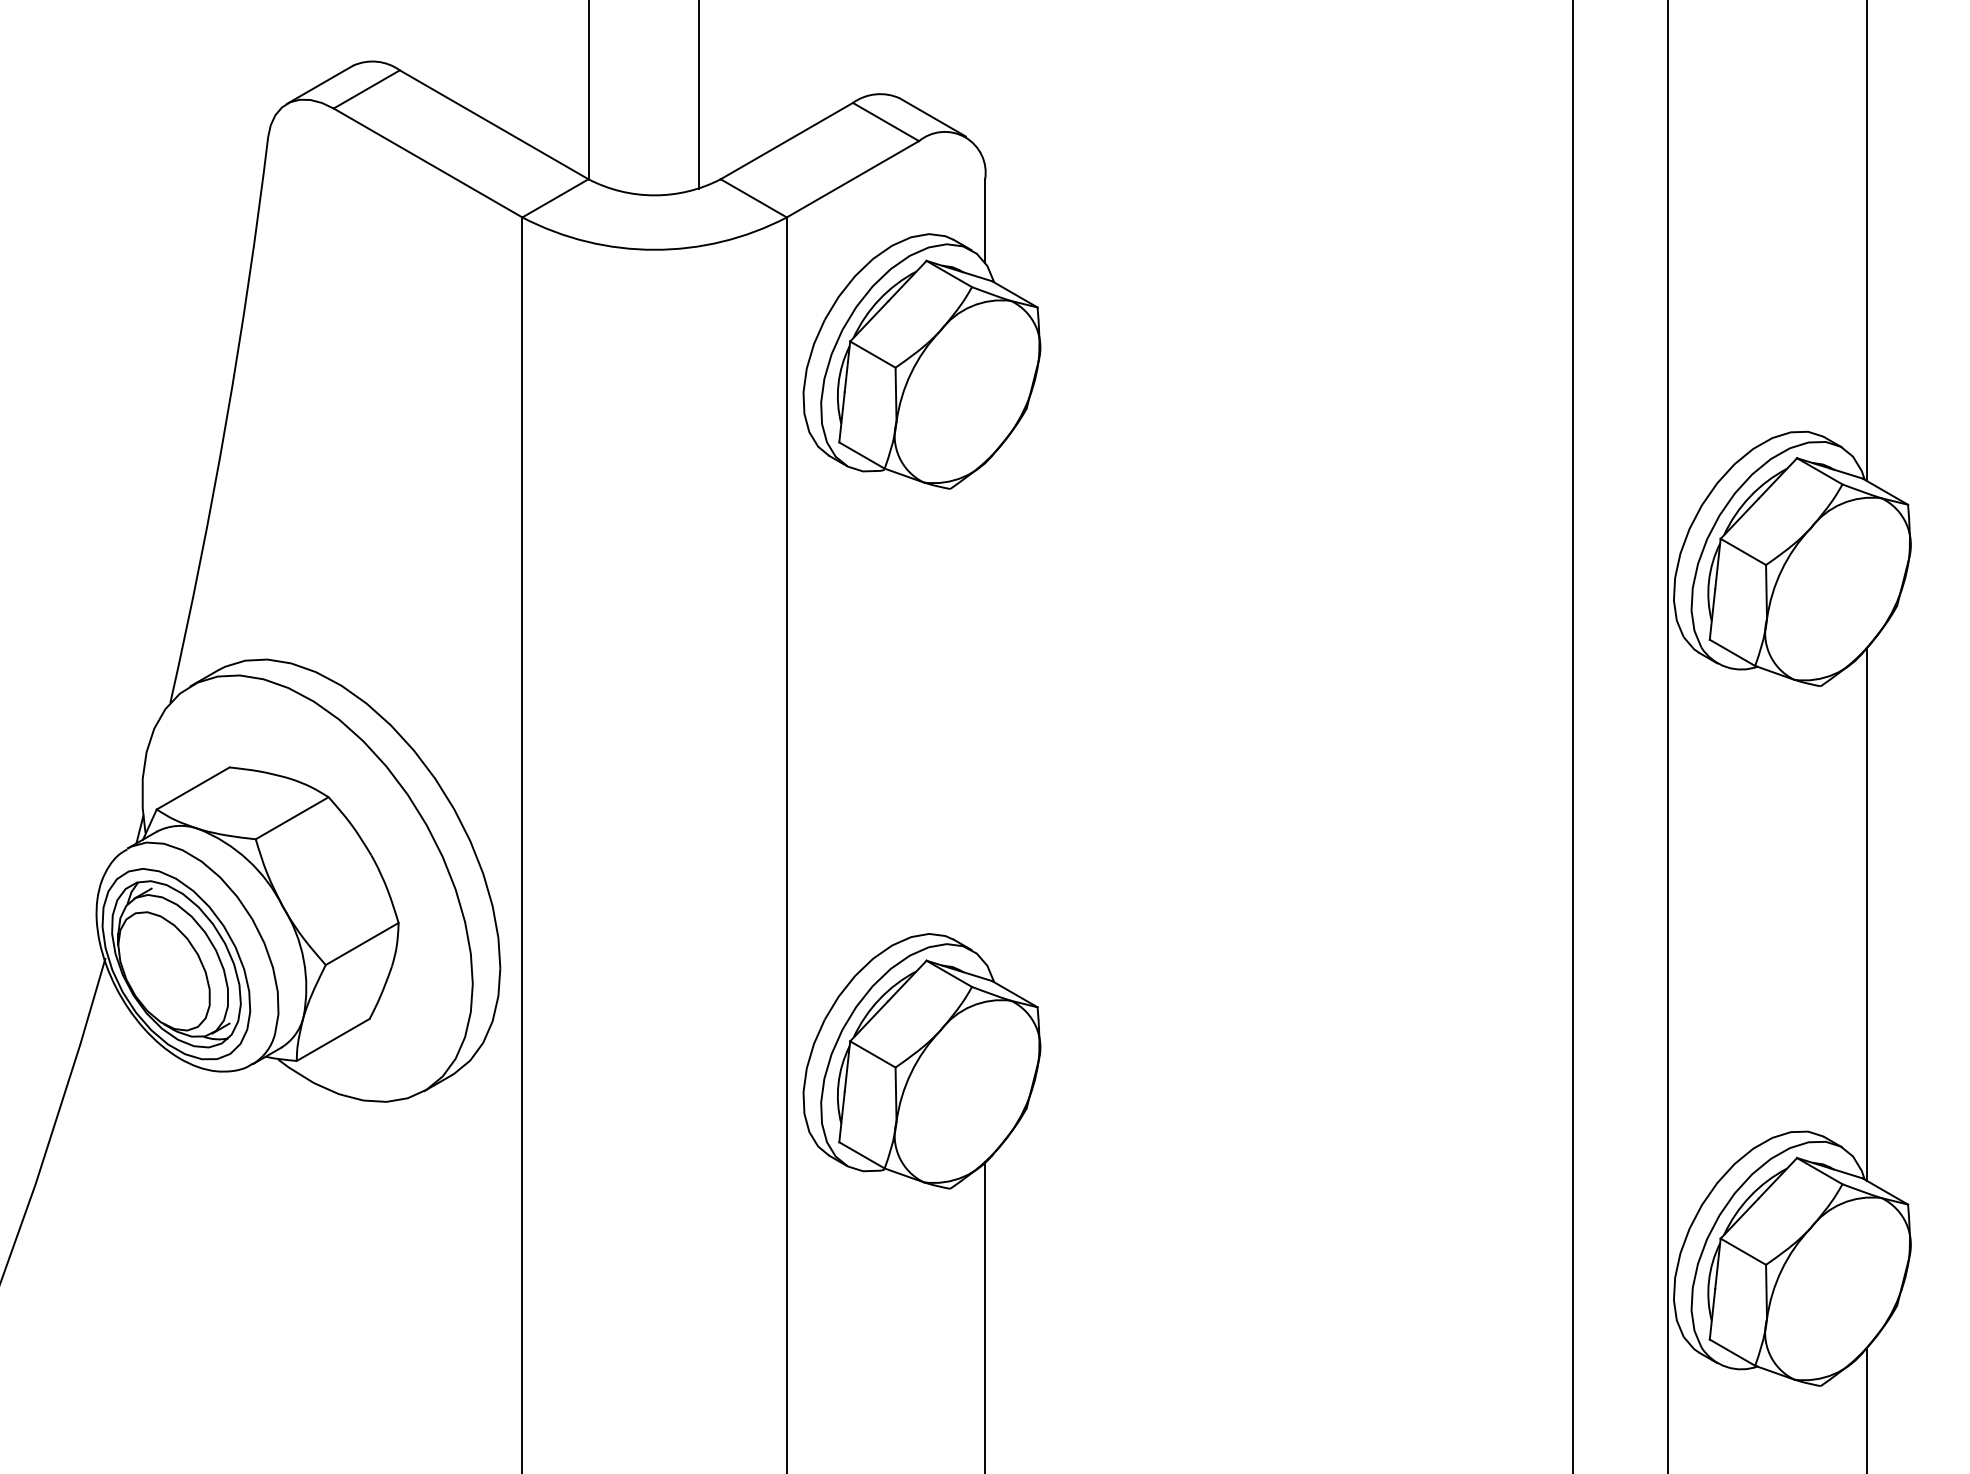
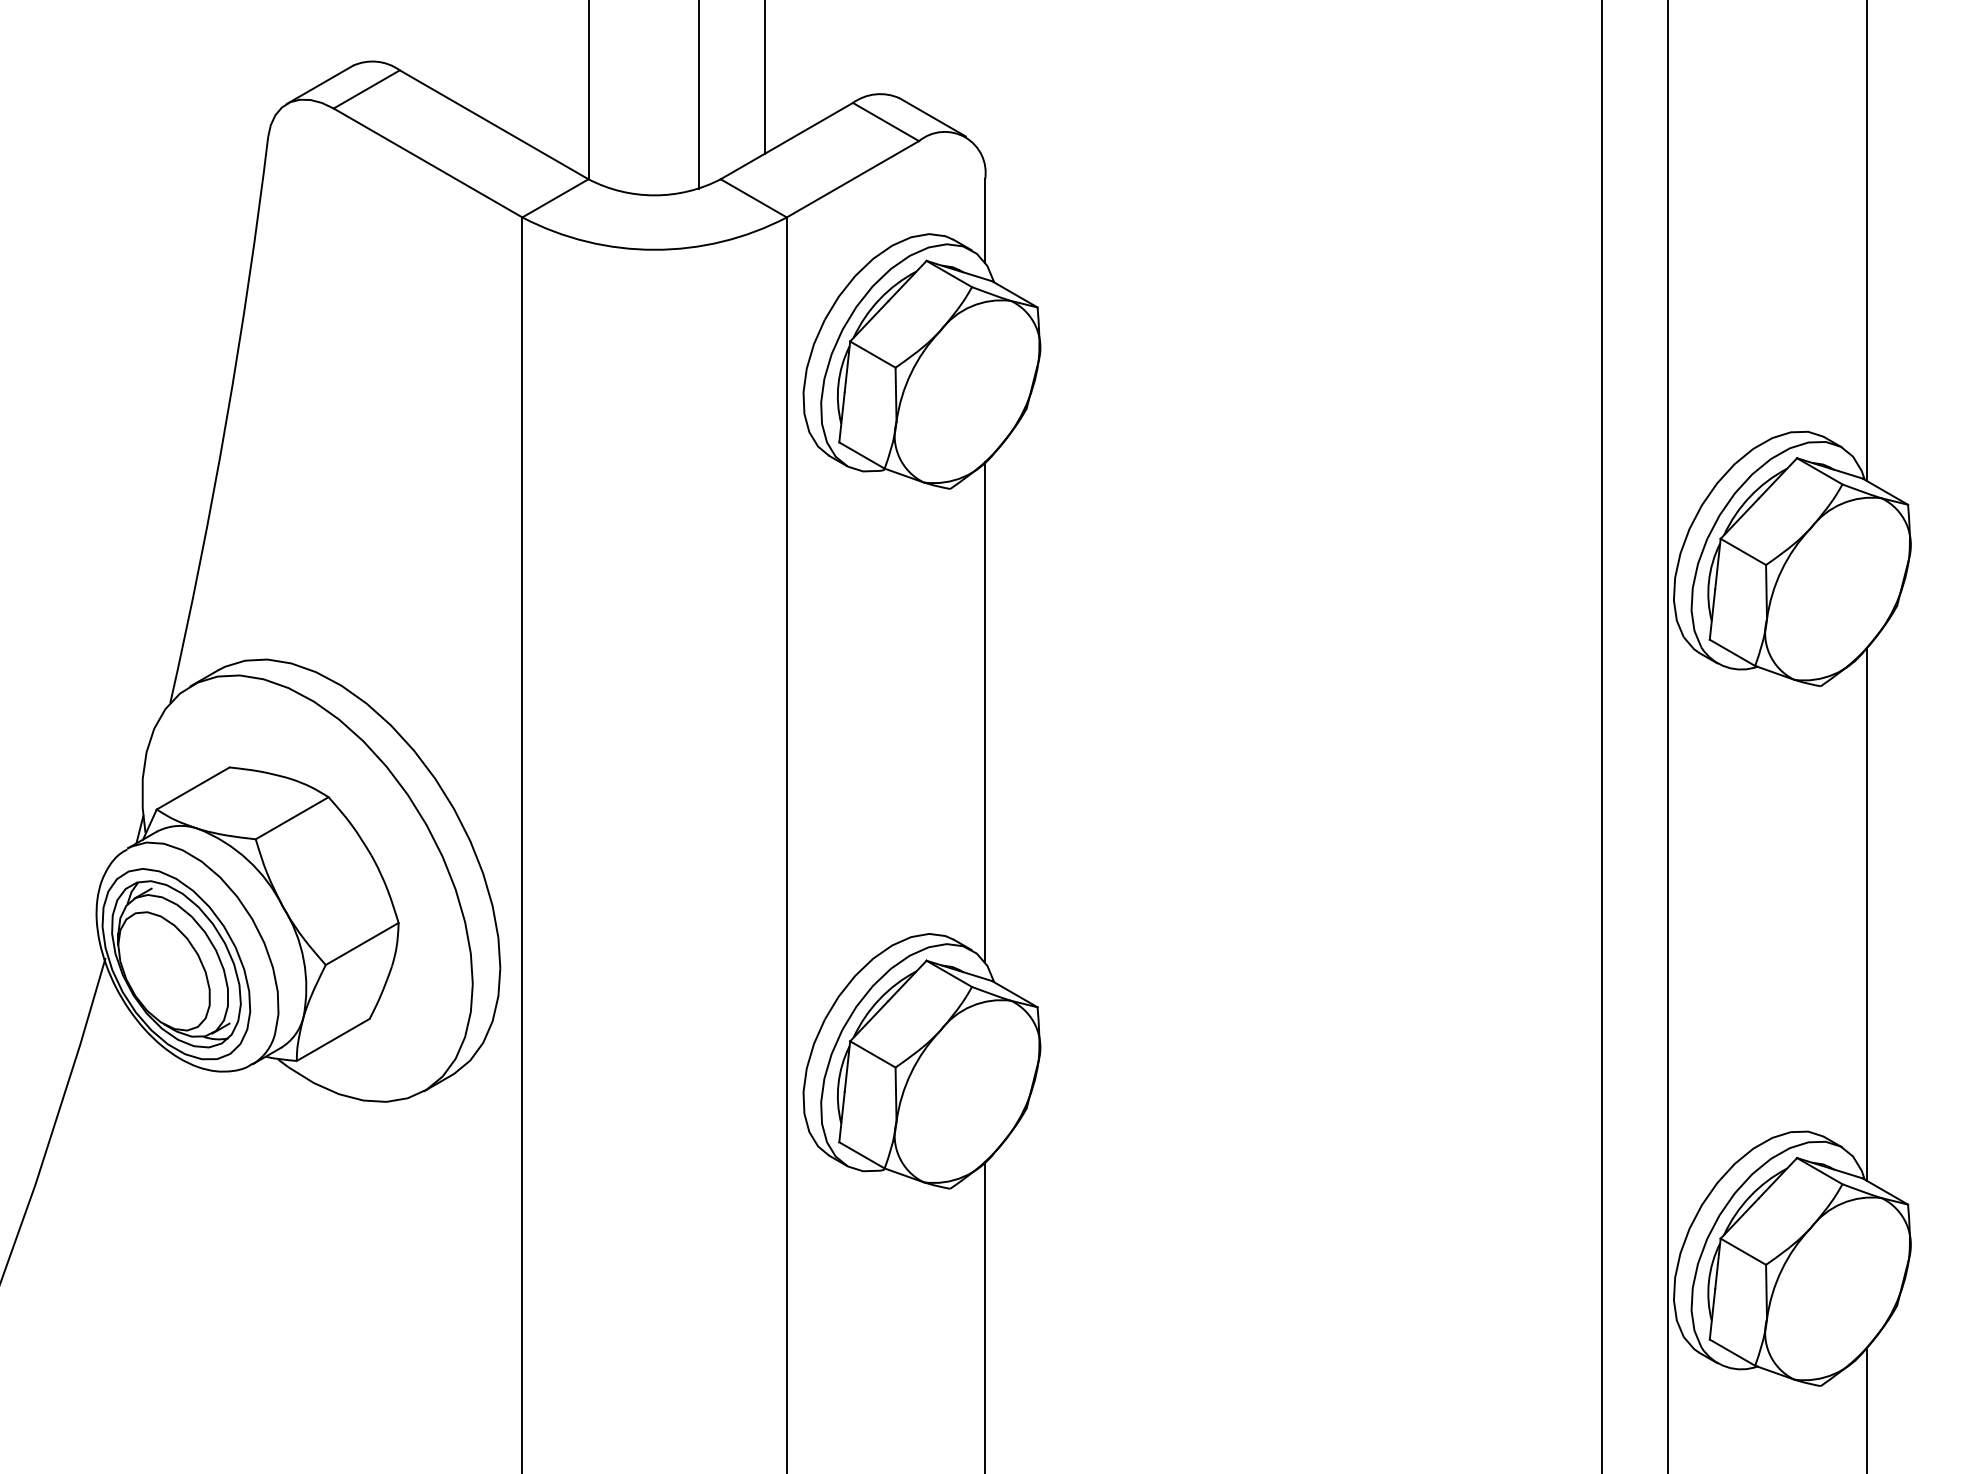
line: none -> present (764, 77)
line: none -> present (985, 711)
line position: (1573, 736) -> (1602, 736) (1602, 736)
